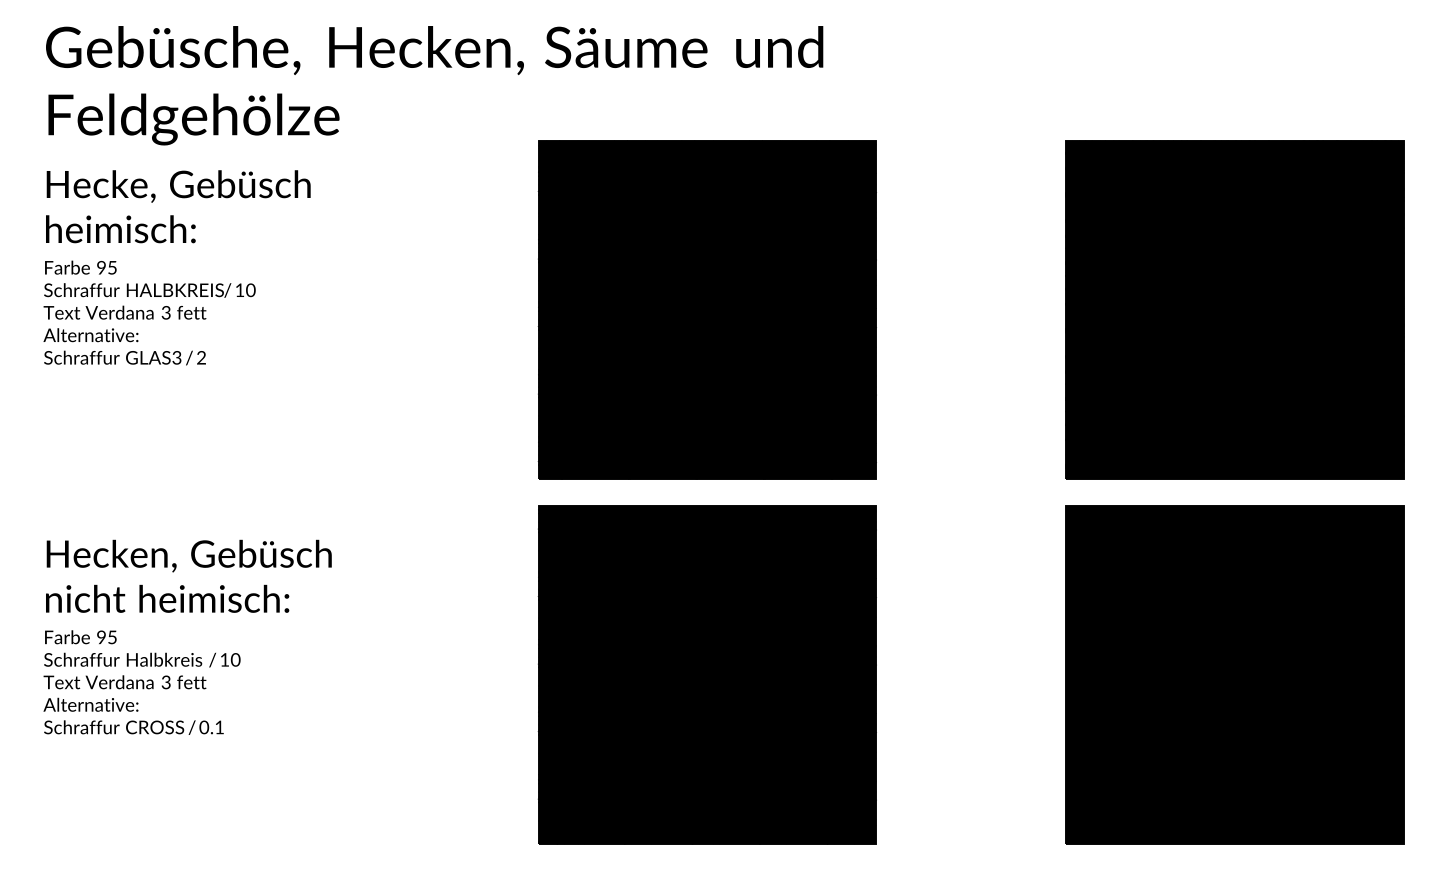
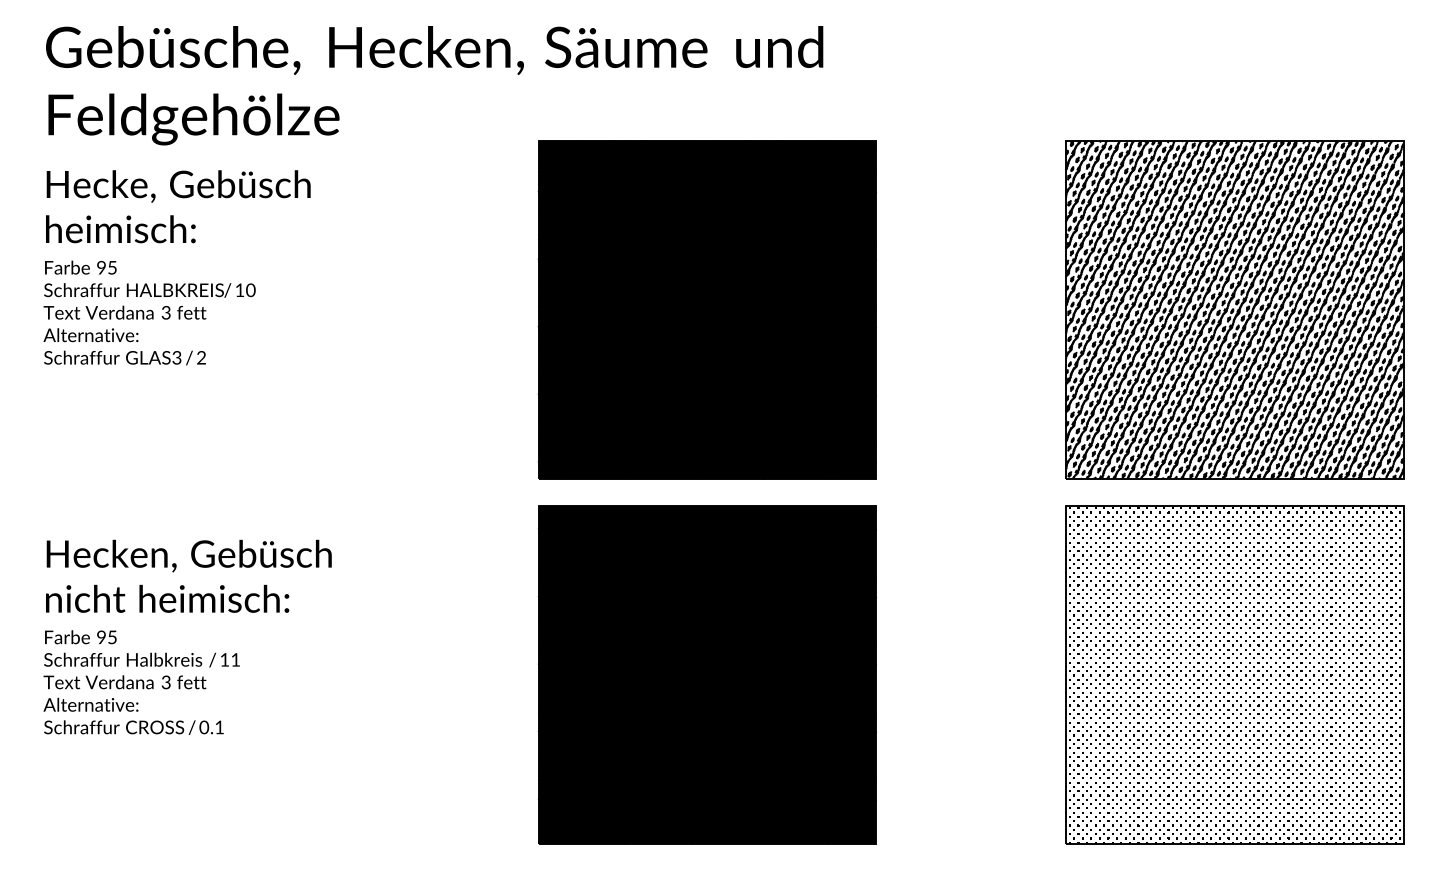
fill: present -> none (1234, 309)
text: 10 -> 11 (235, 659)
fill: present -> none (1234, 674)
